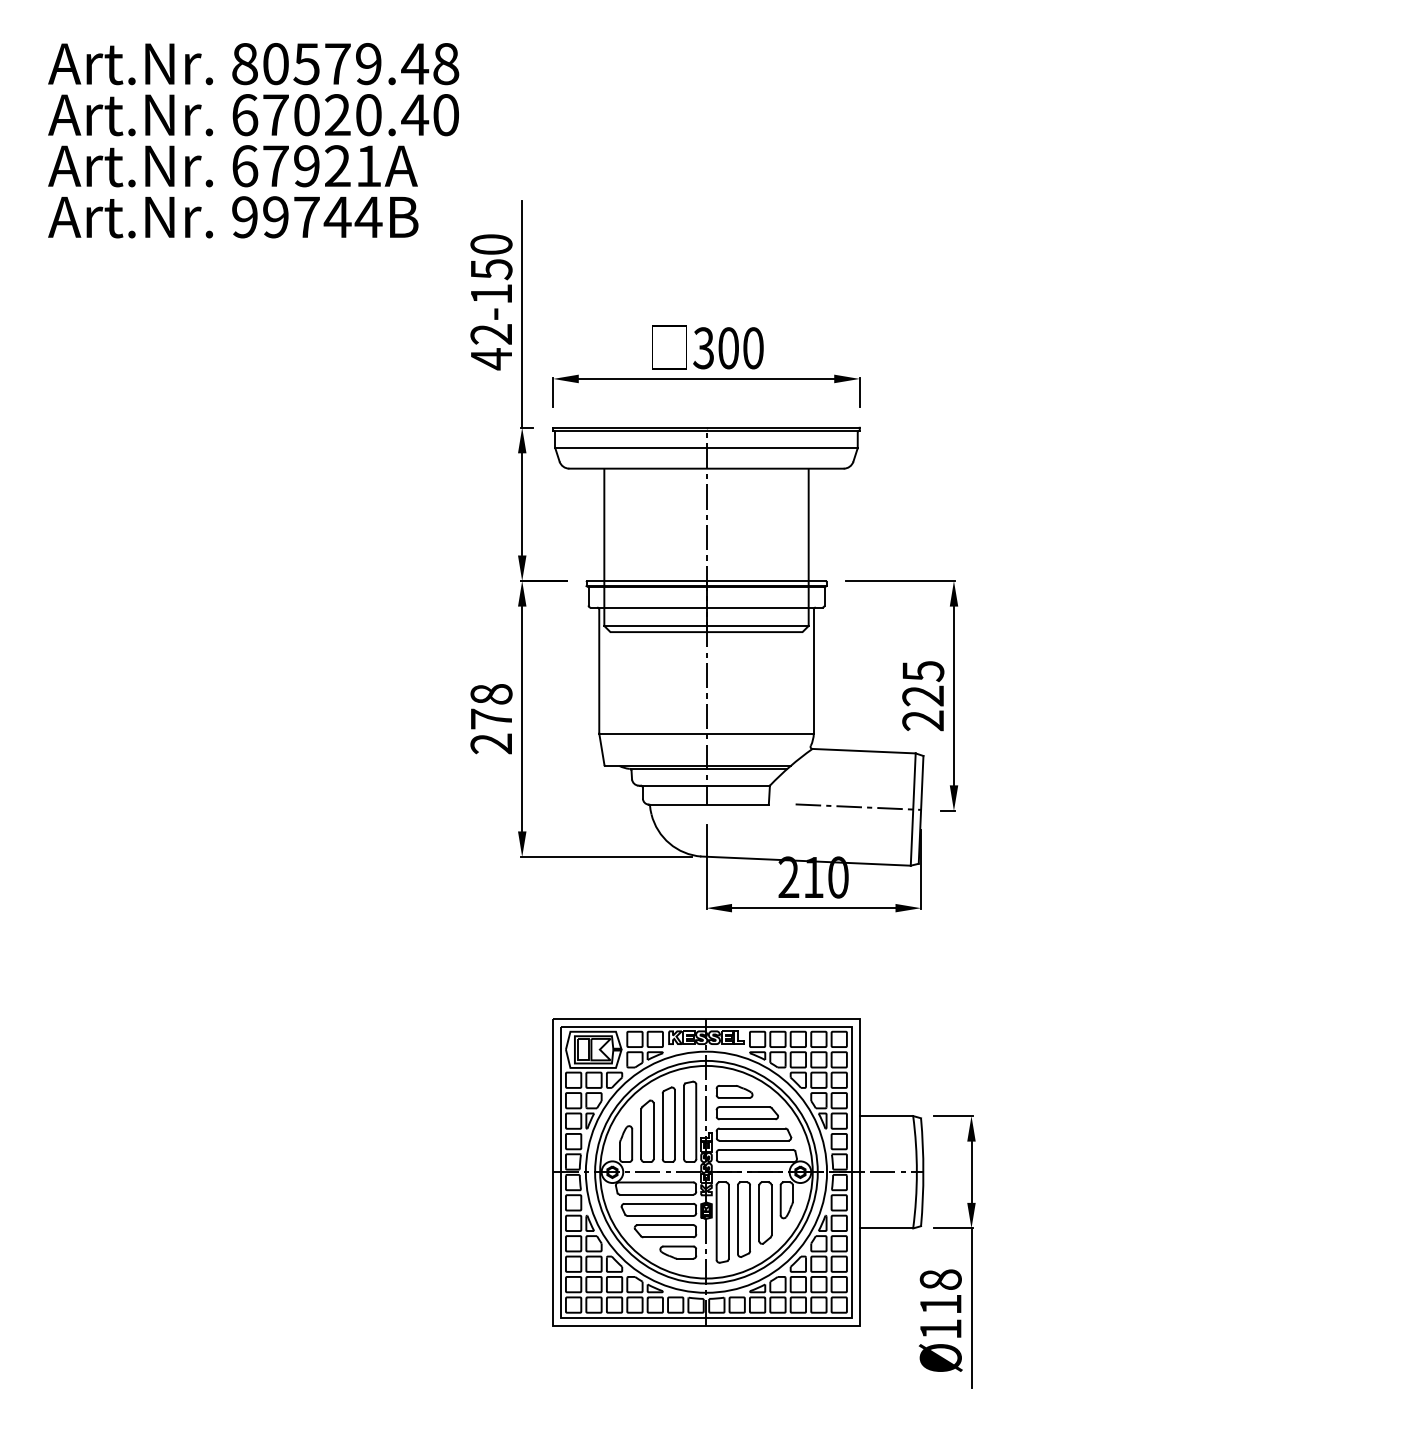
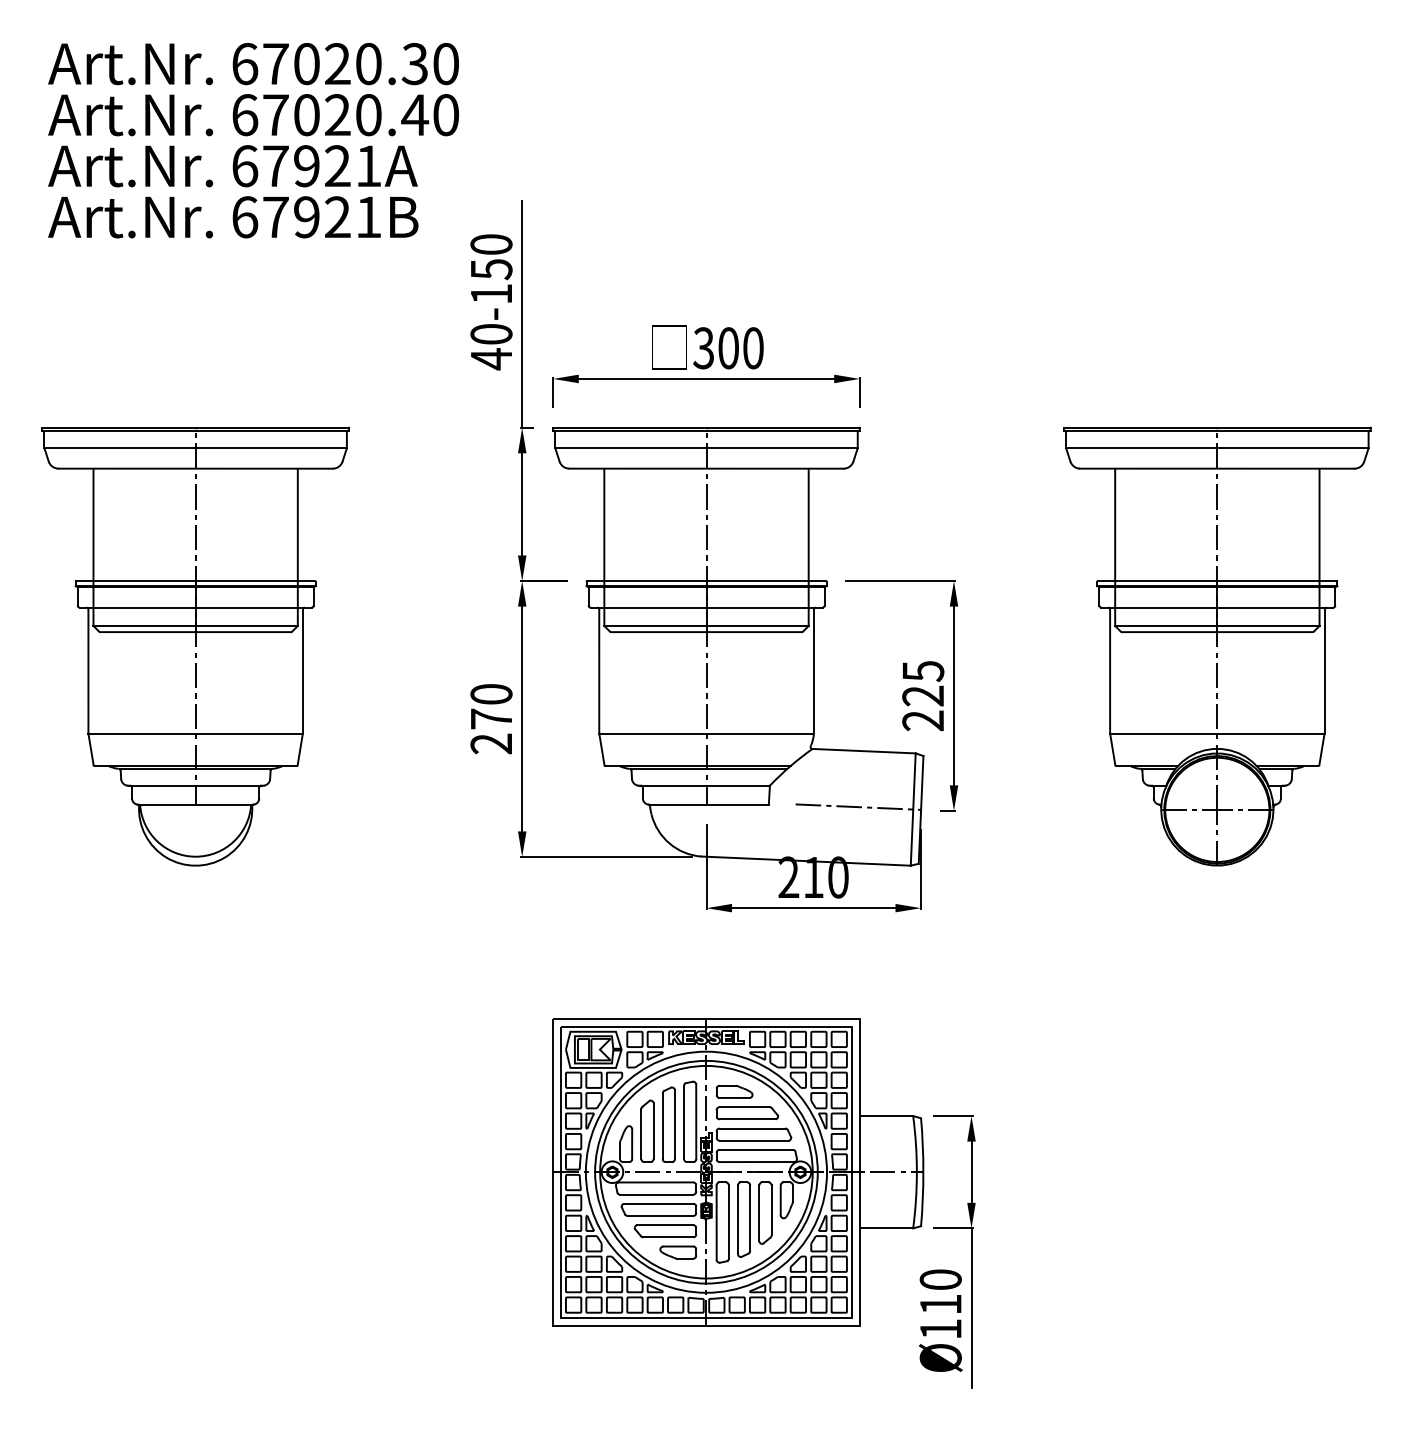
text: 80579.48 -> 67020.30 (345, 64)
text: 99744B -> 67921B (307, 217)
text: 42-150 -> 40-150 (491, 334)
part: none -> present (195, 646)
part: none -> present (1217, 646)
text: 278 -> 270 (491, 694)
text: Ø118 -> Ø110 (940, 1279)
